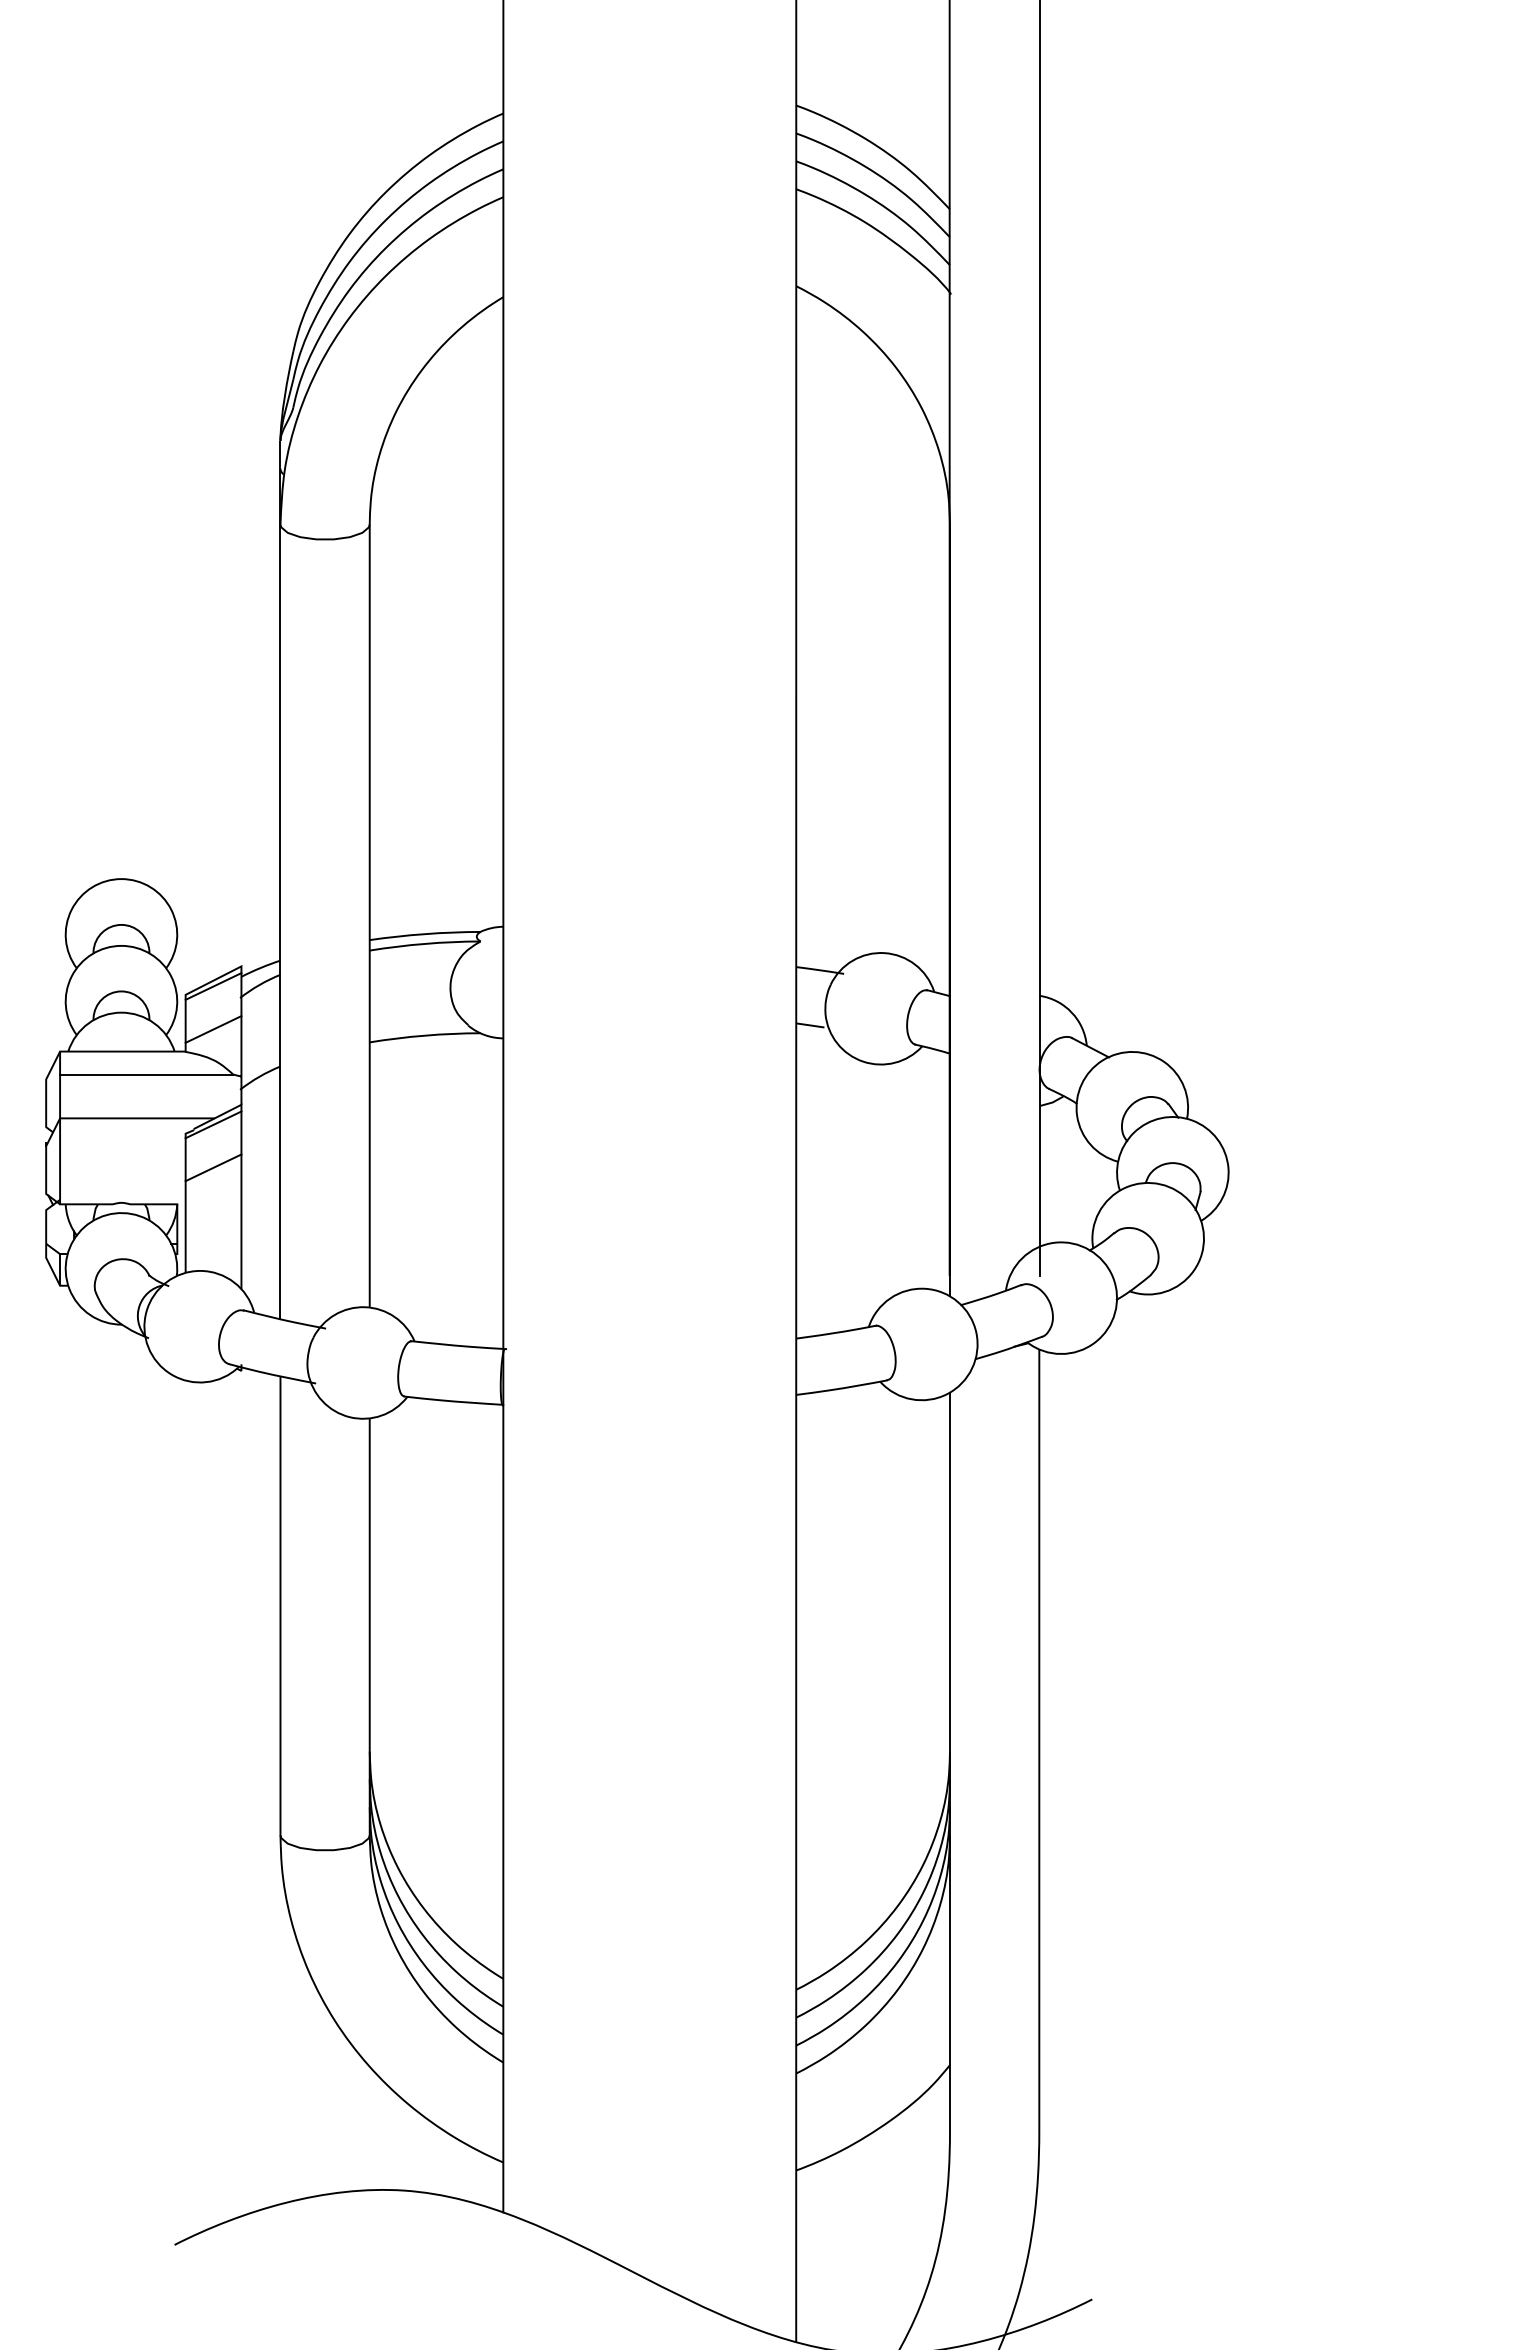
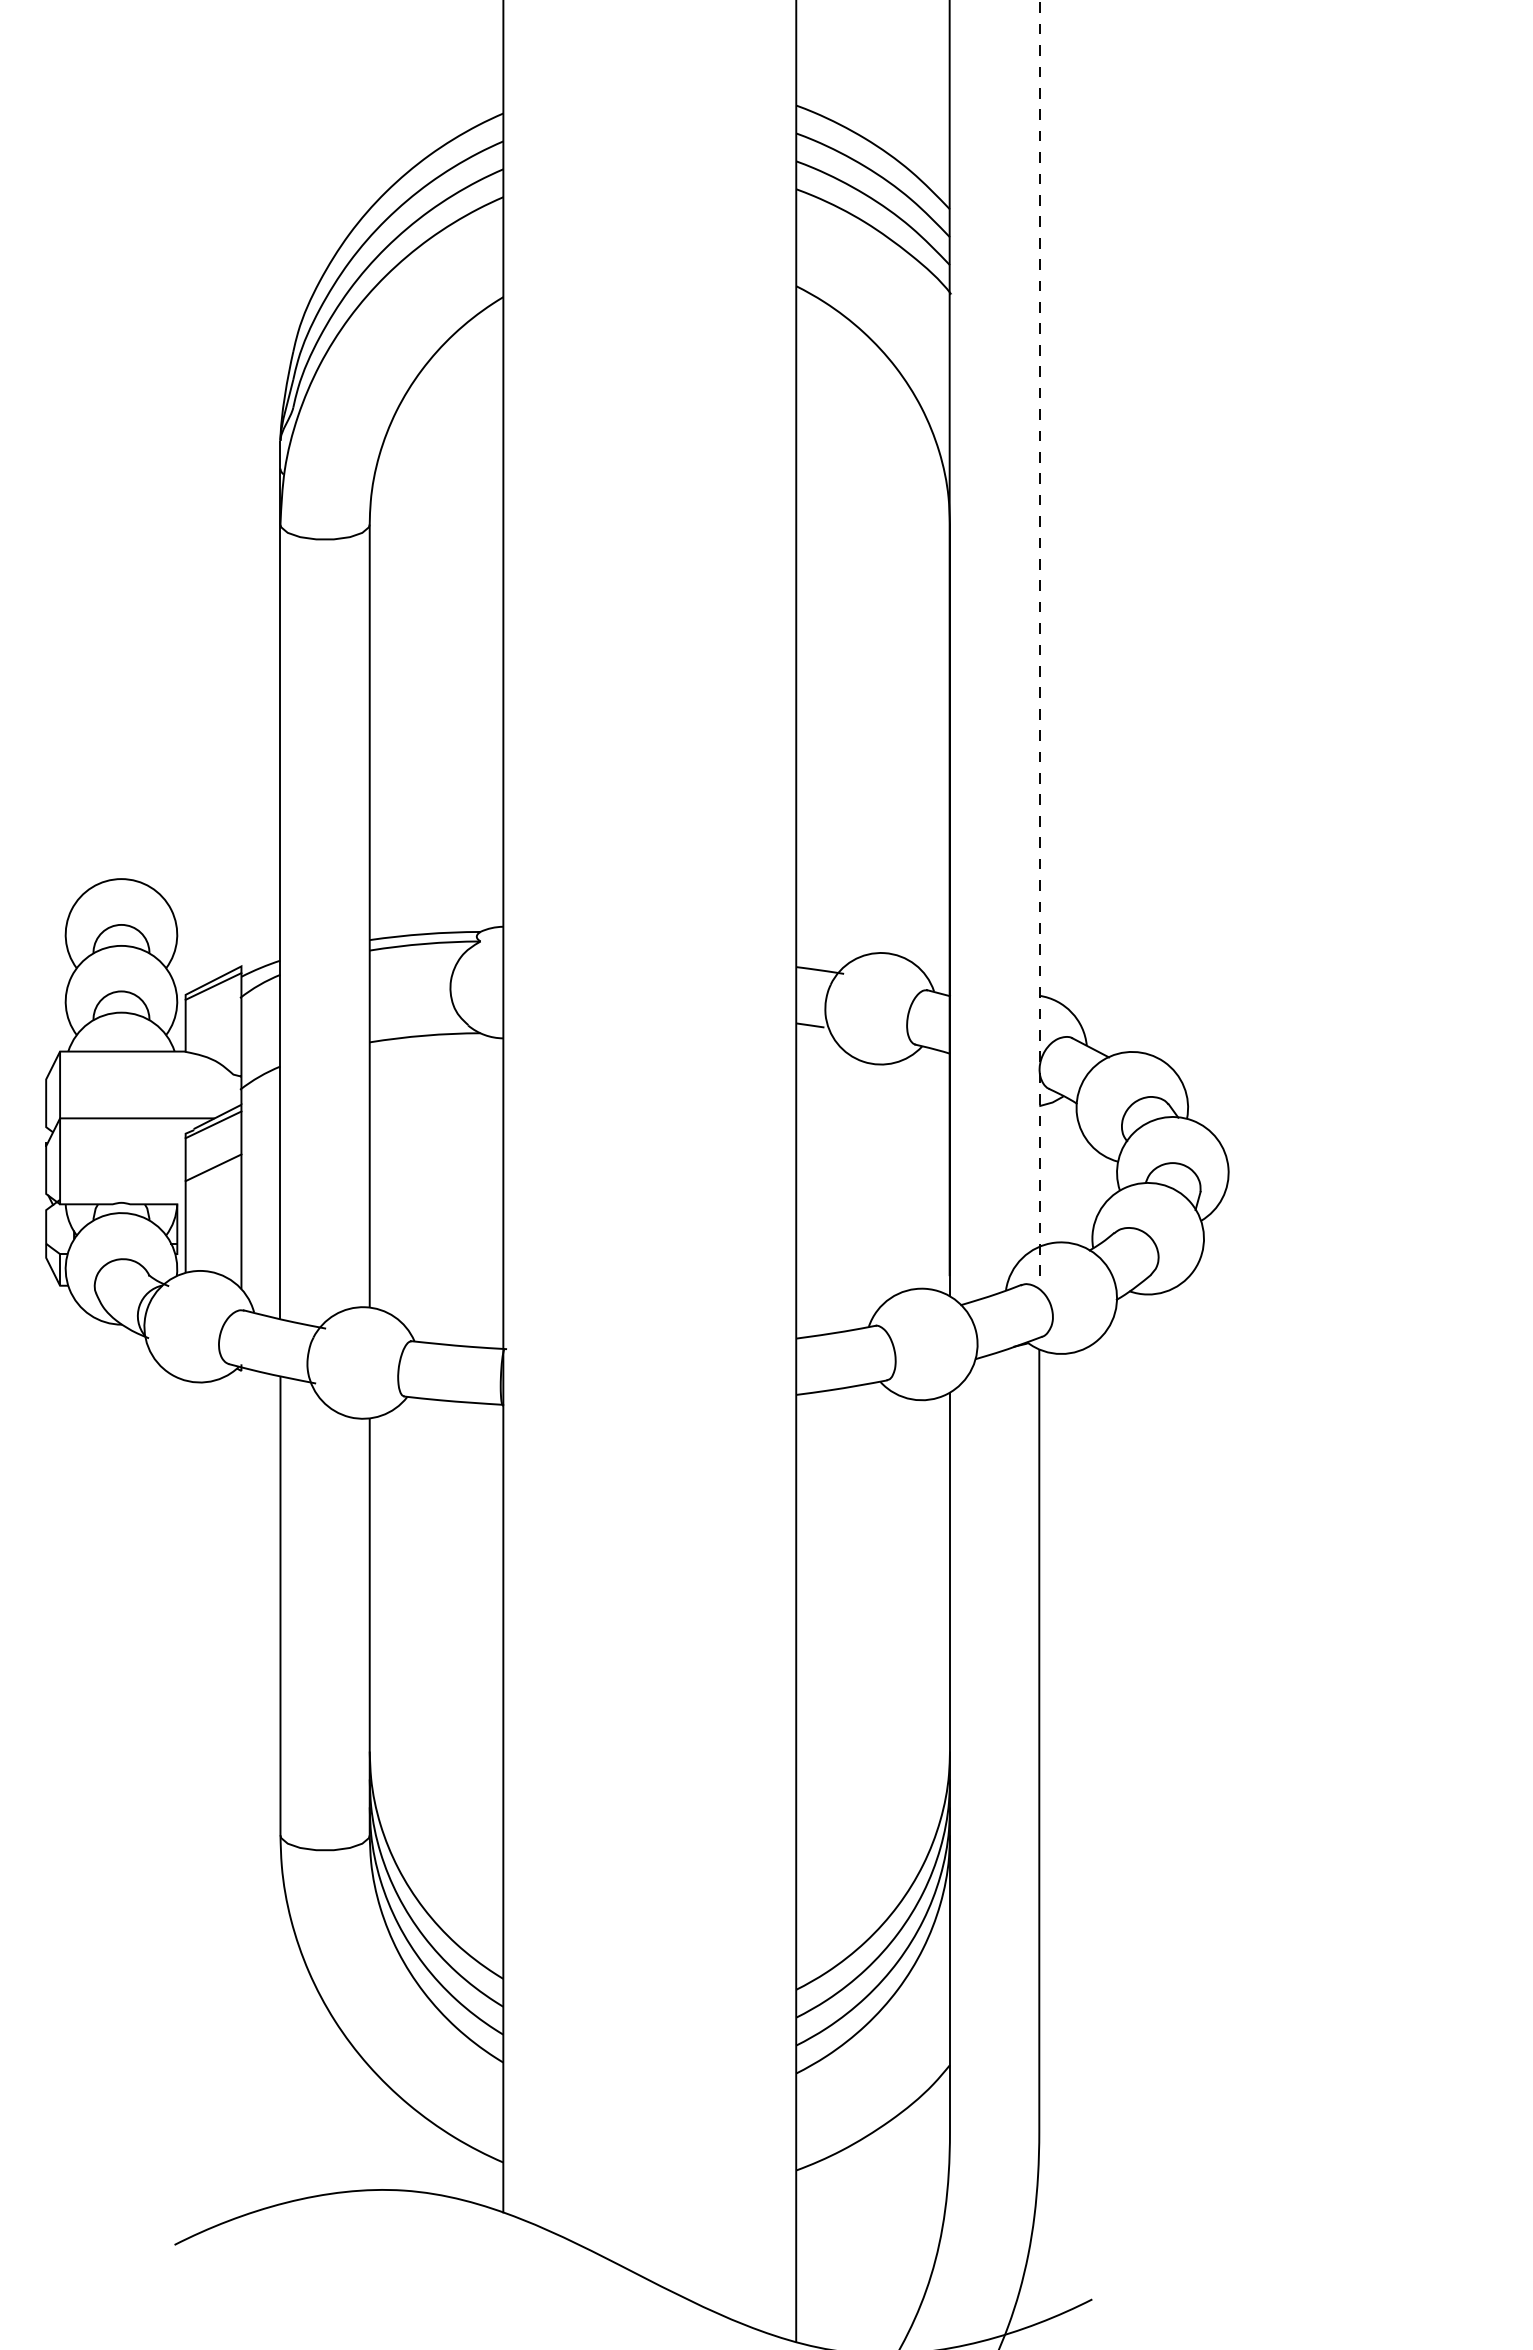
line: solid -> dashed (1040, 638)
line: present -> none (213, 1029)
line: present -> none (146, 1074)
